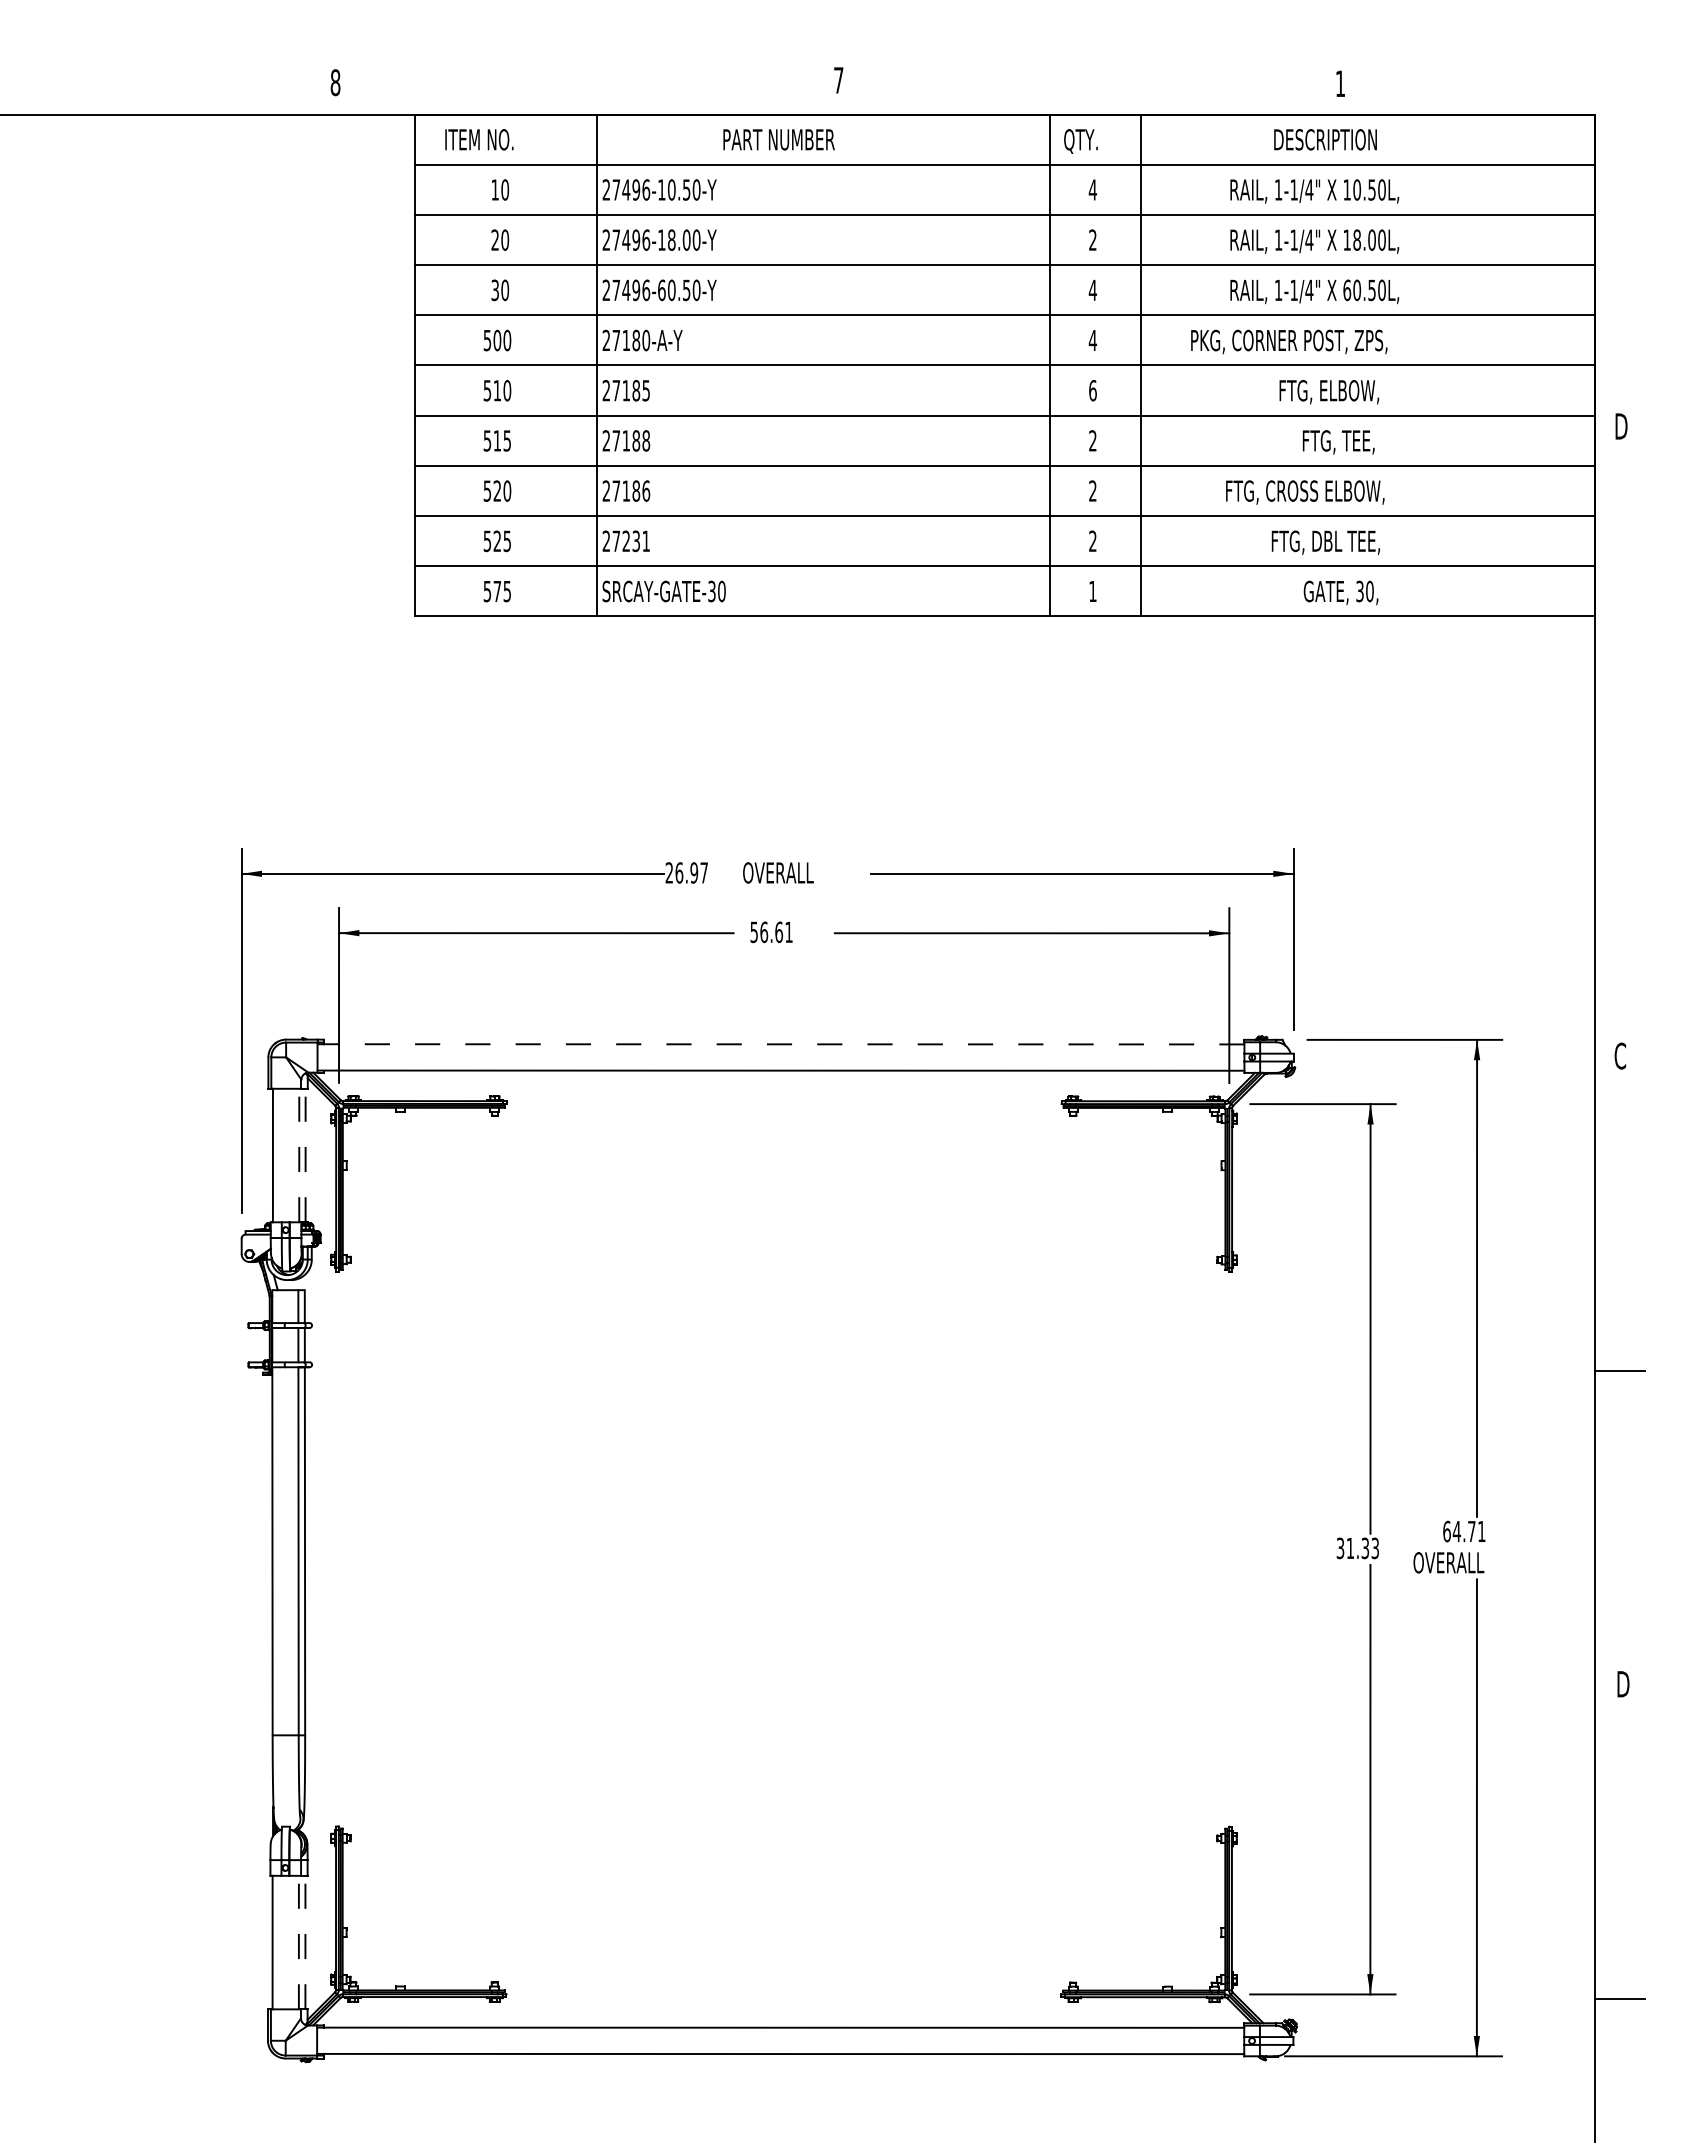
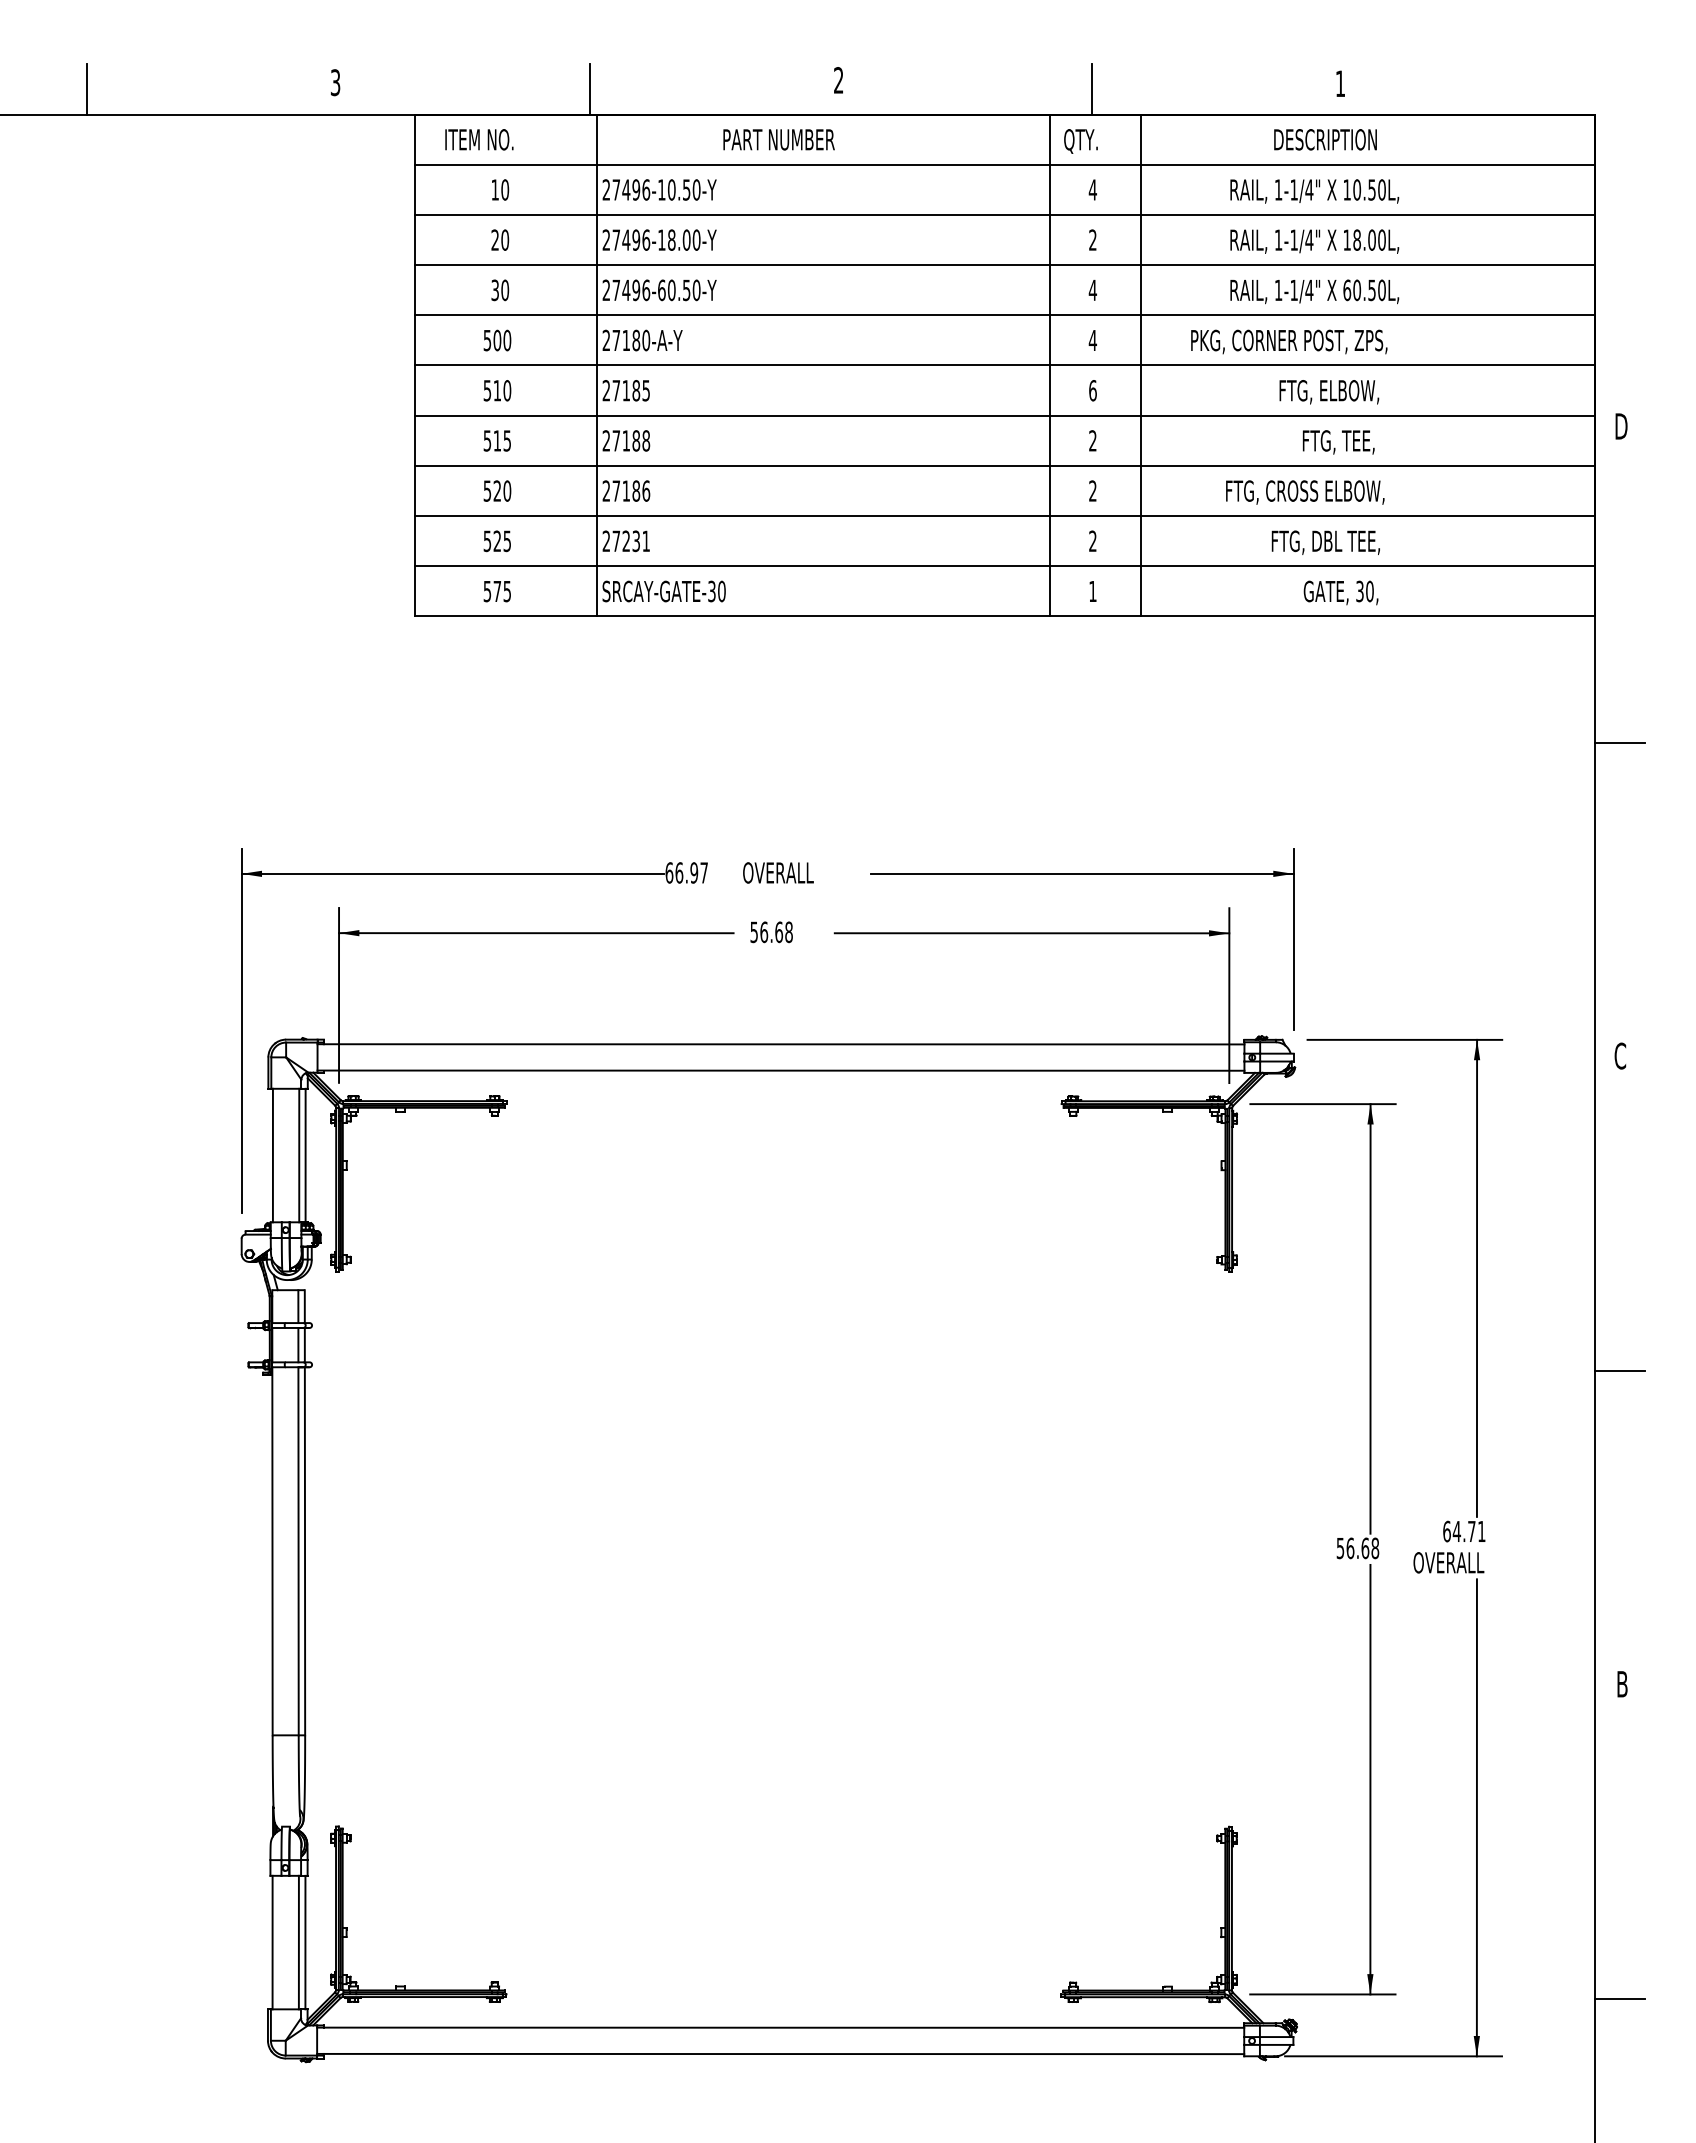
text: 7 -> 2 (838, 80)
text: 8 -> 3 (335, 82)
line: none -> present (87, 89)
line: none -> present (589, 89)
line: none -> present (1092, 89)
line: none -> present (1619, 742)
text: 26.97 -> 66.97 (669, 872)
text: 56.61 -> 56.68 (788, 932)
line: dashed -> solid (780, 1044)
line: dashed -> solid (299, 1155)
line: dashed -> solid (305, 1155)
text: 31.33 -> 56.68 (1358, 1548)
text: D -> B (1624, 1684)
line: dashed -> solid (298, 1942)
line: dashed -> solid (305, 1942)
